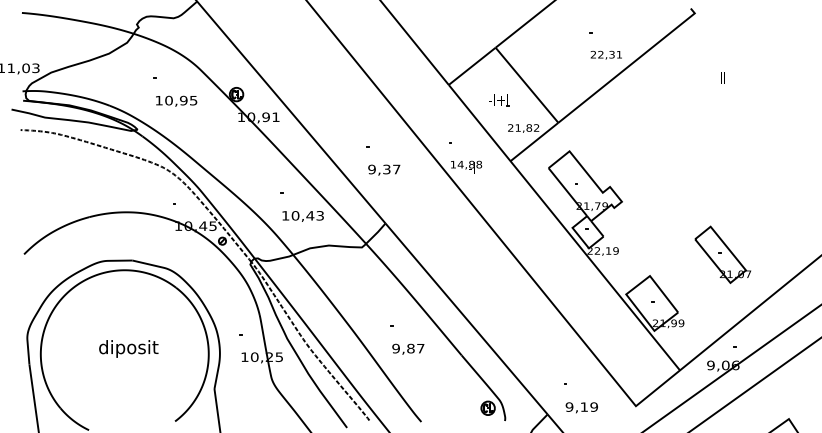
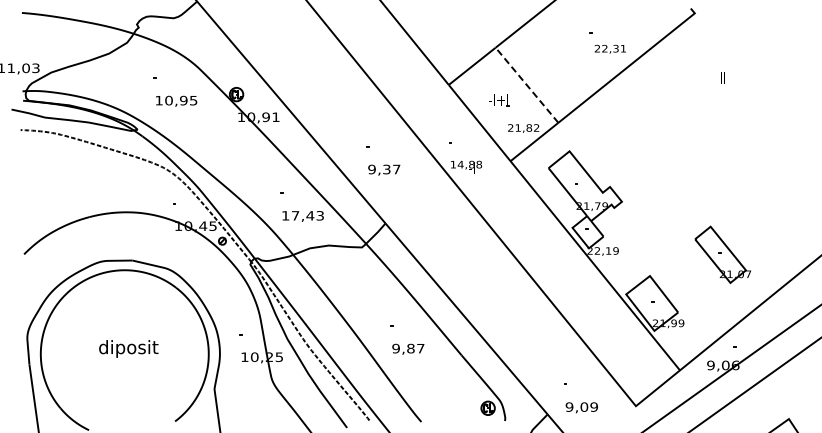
text position: (605, 54) -> (609, 48) (609, 48)
line: solid -> dashed (527, 85)
text: 10,43 -> 17,43 (295, 215)
text: 9,19 -> 9,09 (584, 406)
